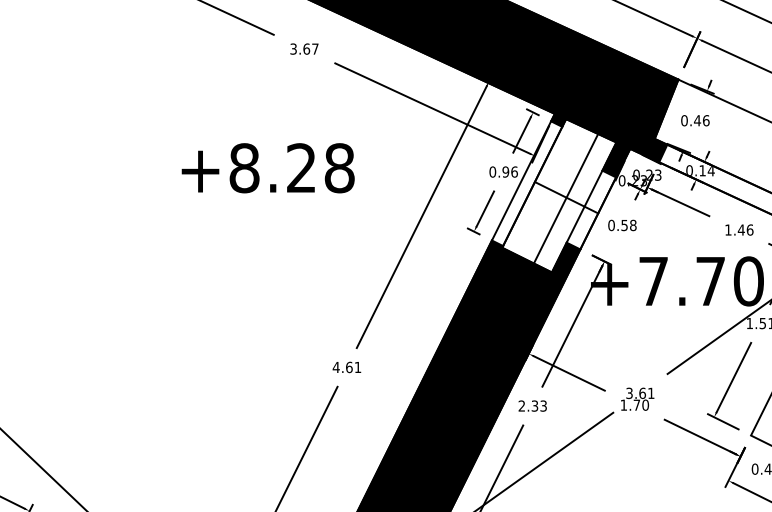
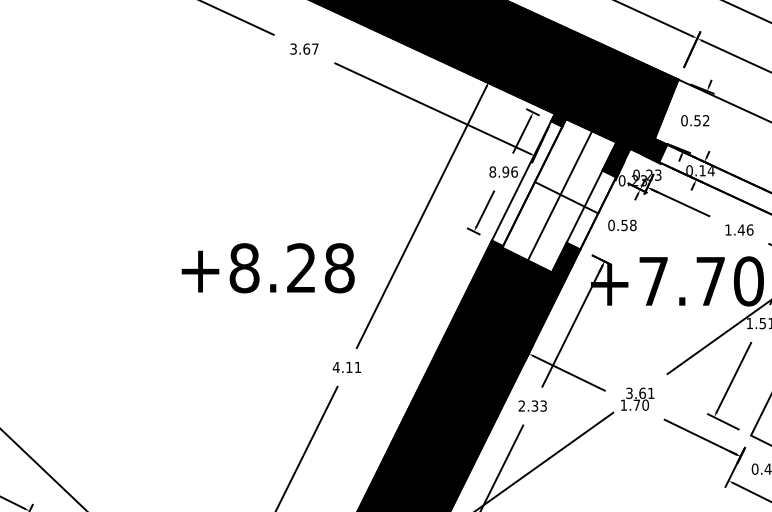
text: 0.46 -> 0.52 (701, 120)
text position: (267, 168) -> (267, 268) (267, 268)
text: 0.96 -> 8.96 (492, 171)
line position: (565, 198) -> (559, 195) (559, 195)
text: 4.61 -> 4.11 (349, 367)
